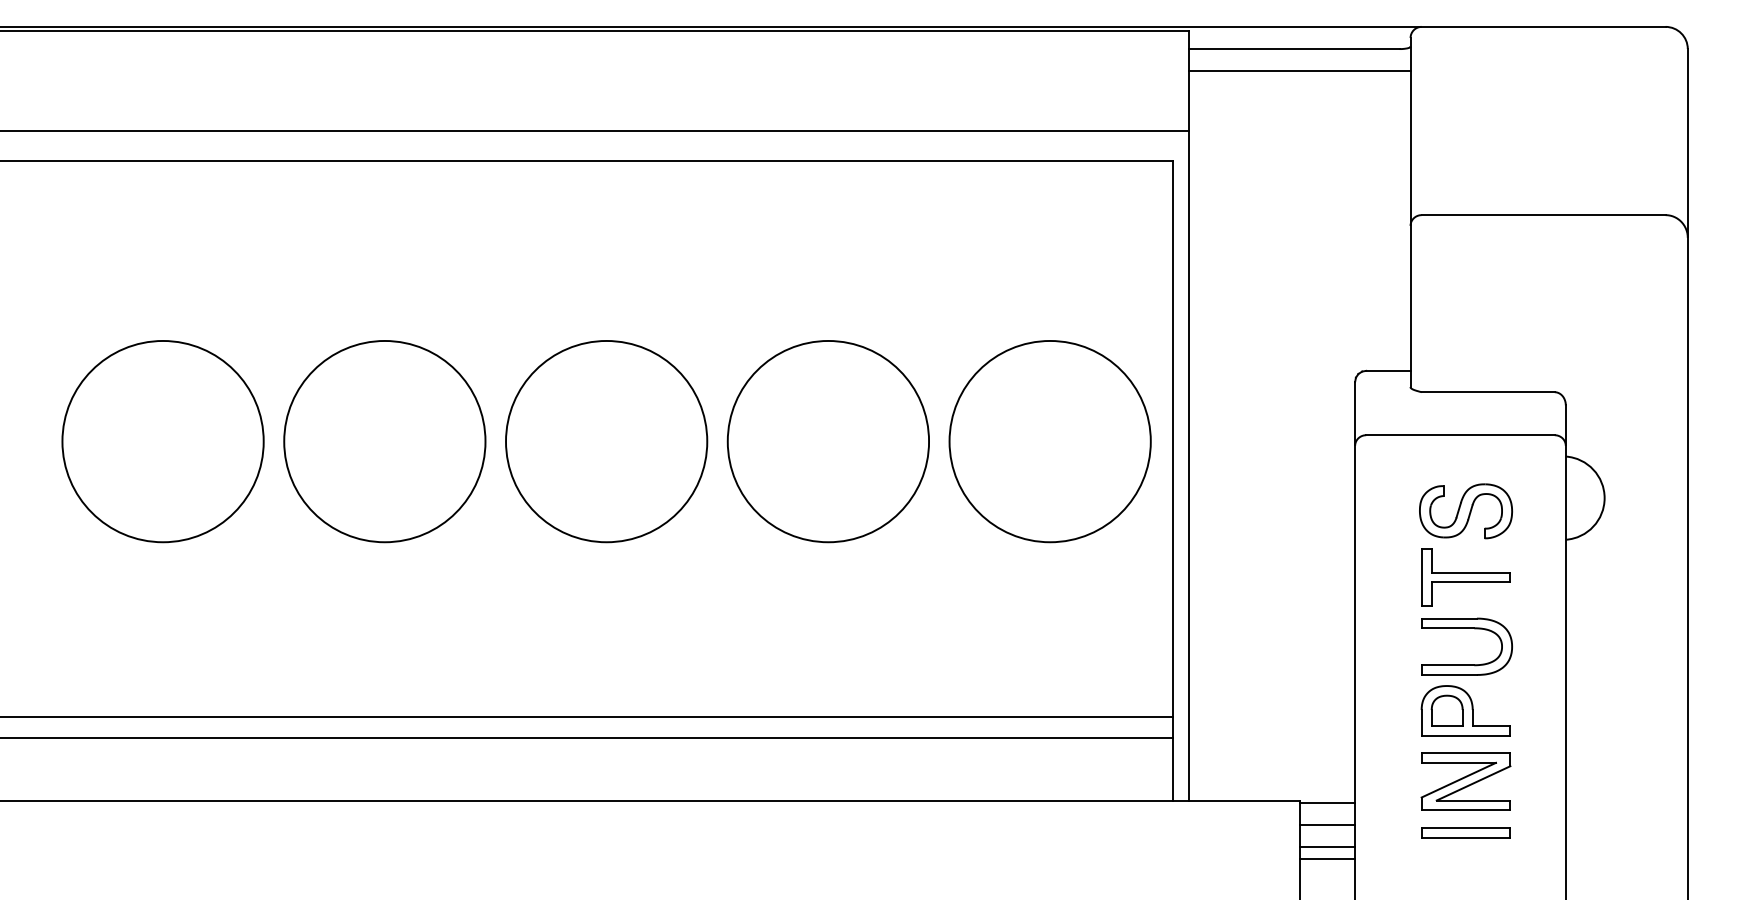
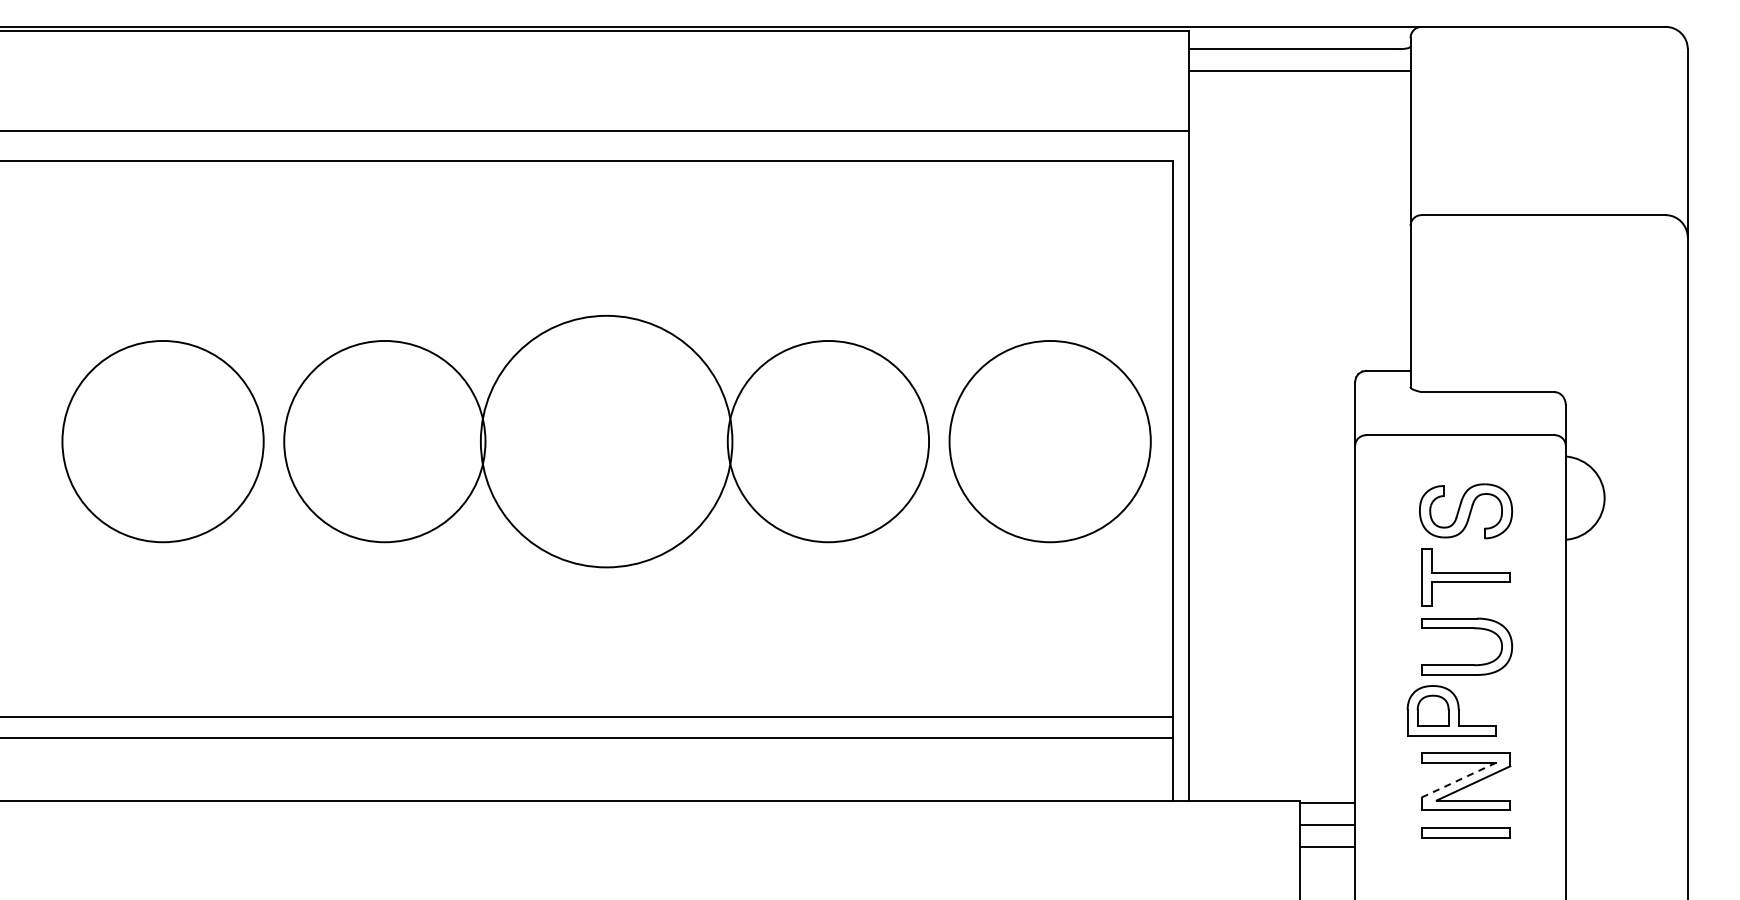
circle diameter: 201 px -> 252 px (606, 441)
part position: (1465, 710) -> (1451, 710) (1451, 710)
line: solid -> dashed (1459, 779)
line: present -> none (1327, 858)
